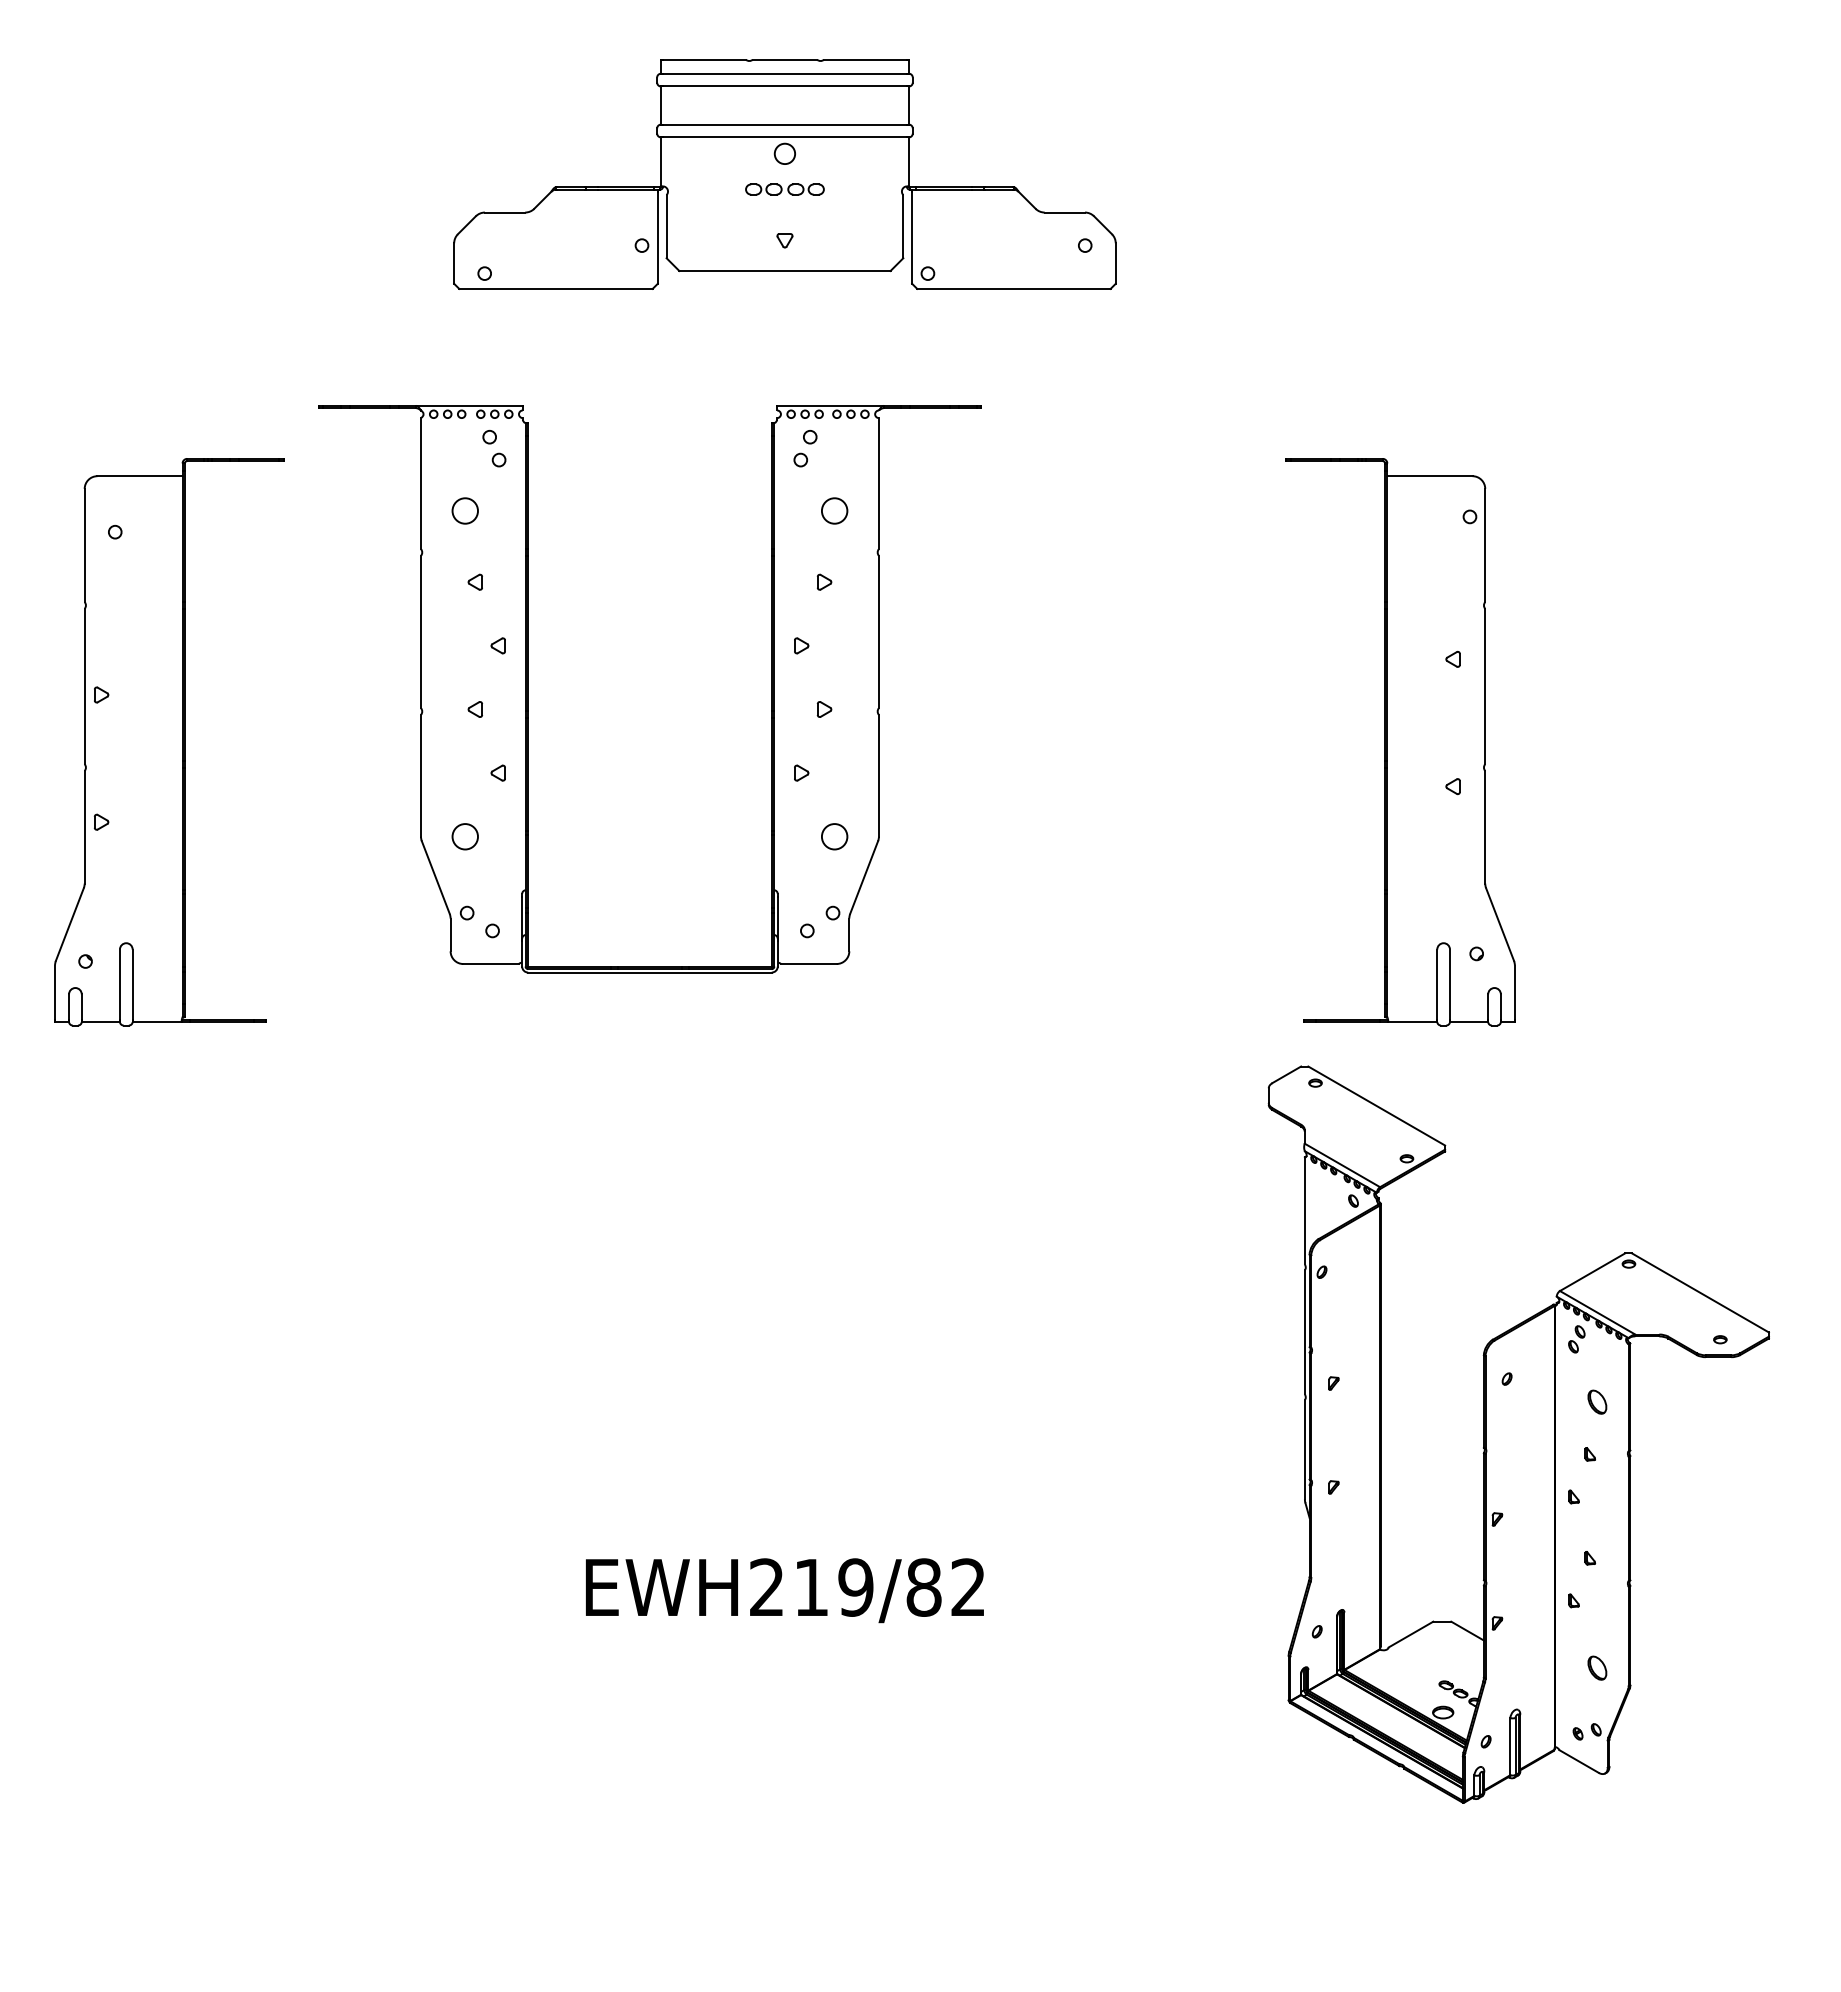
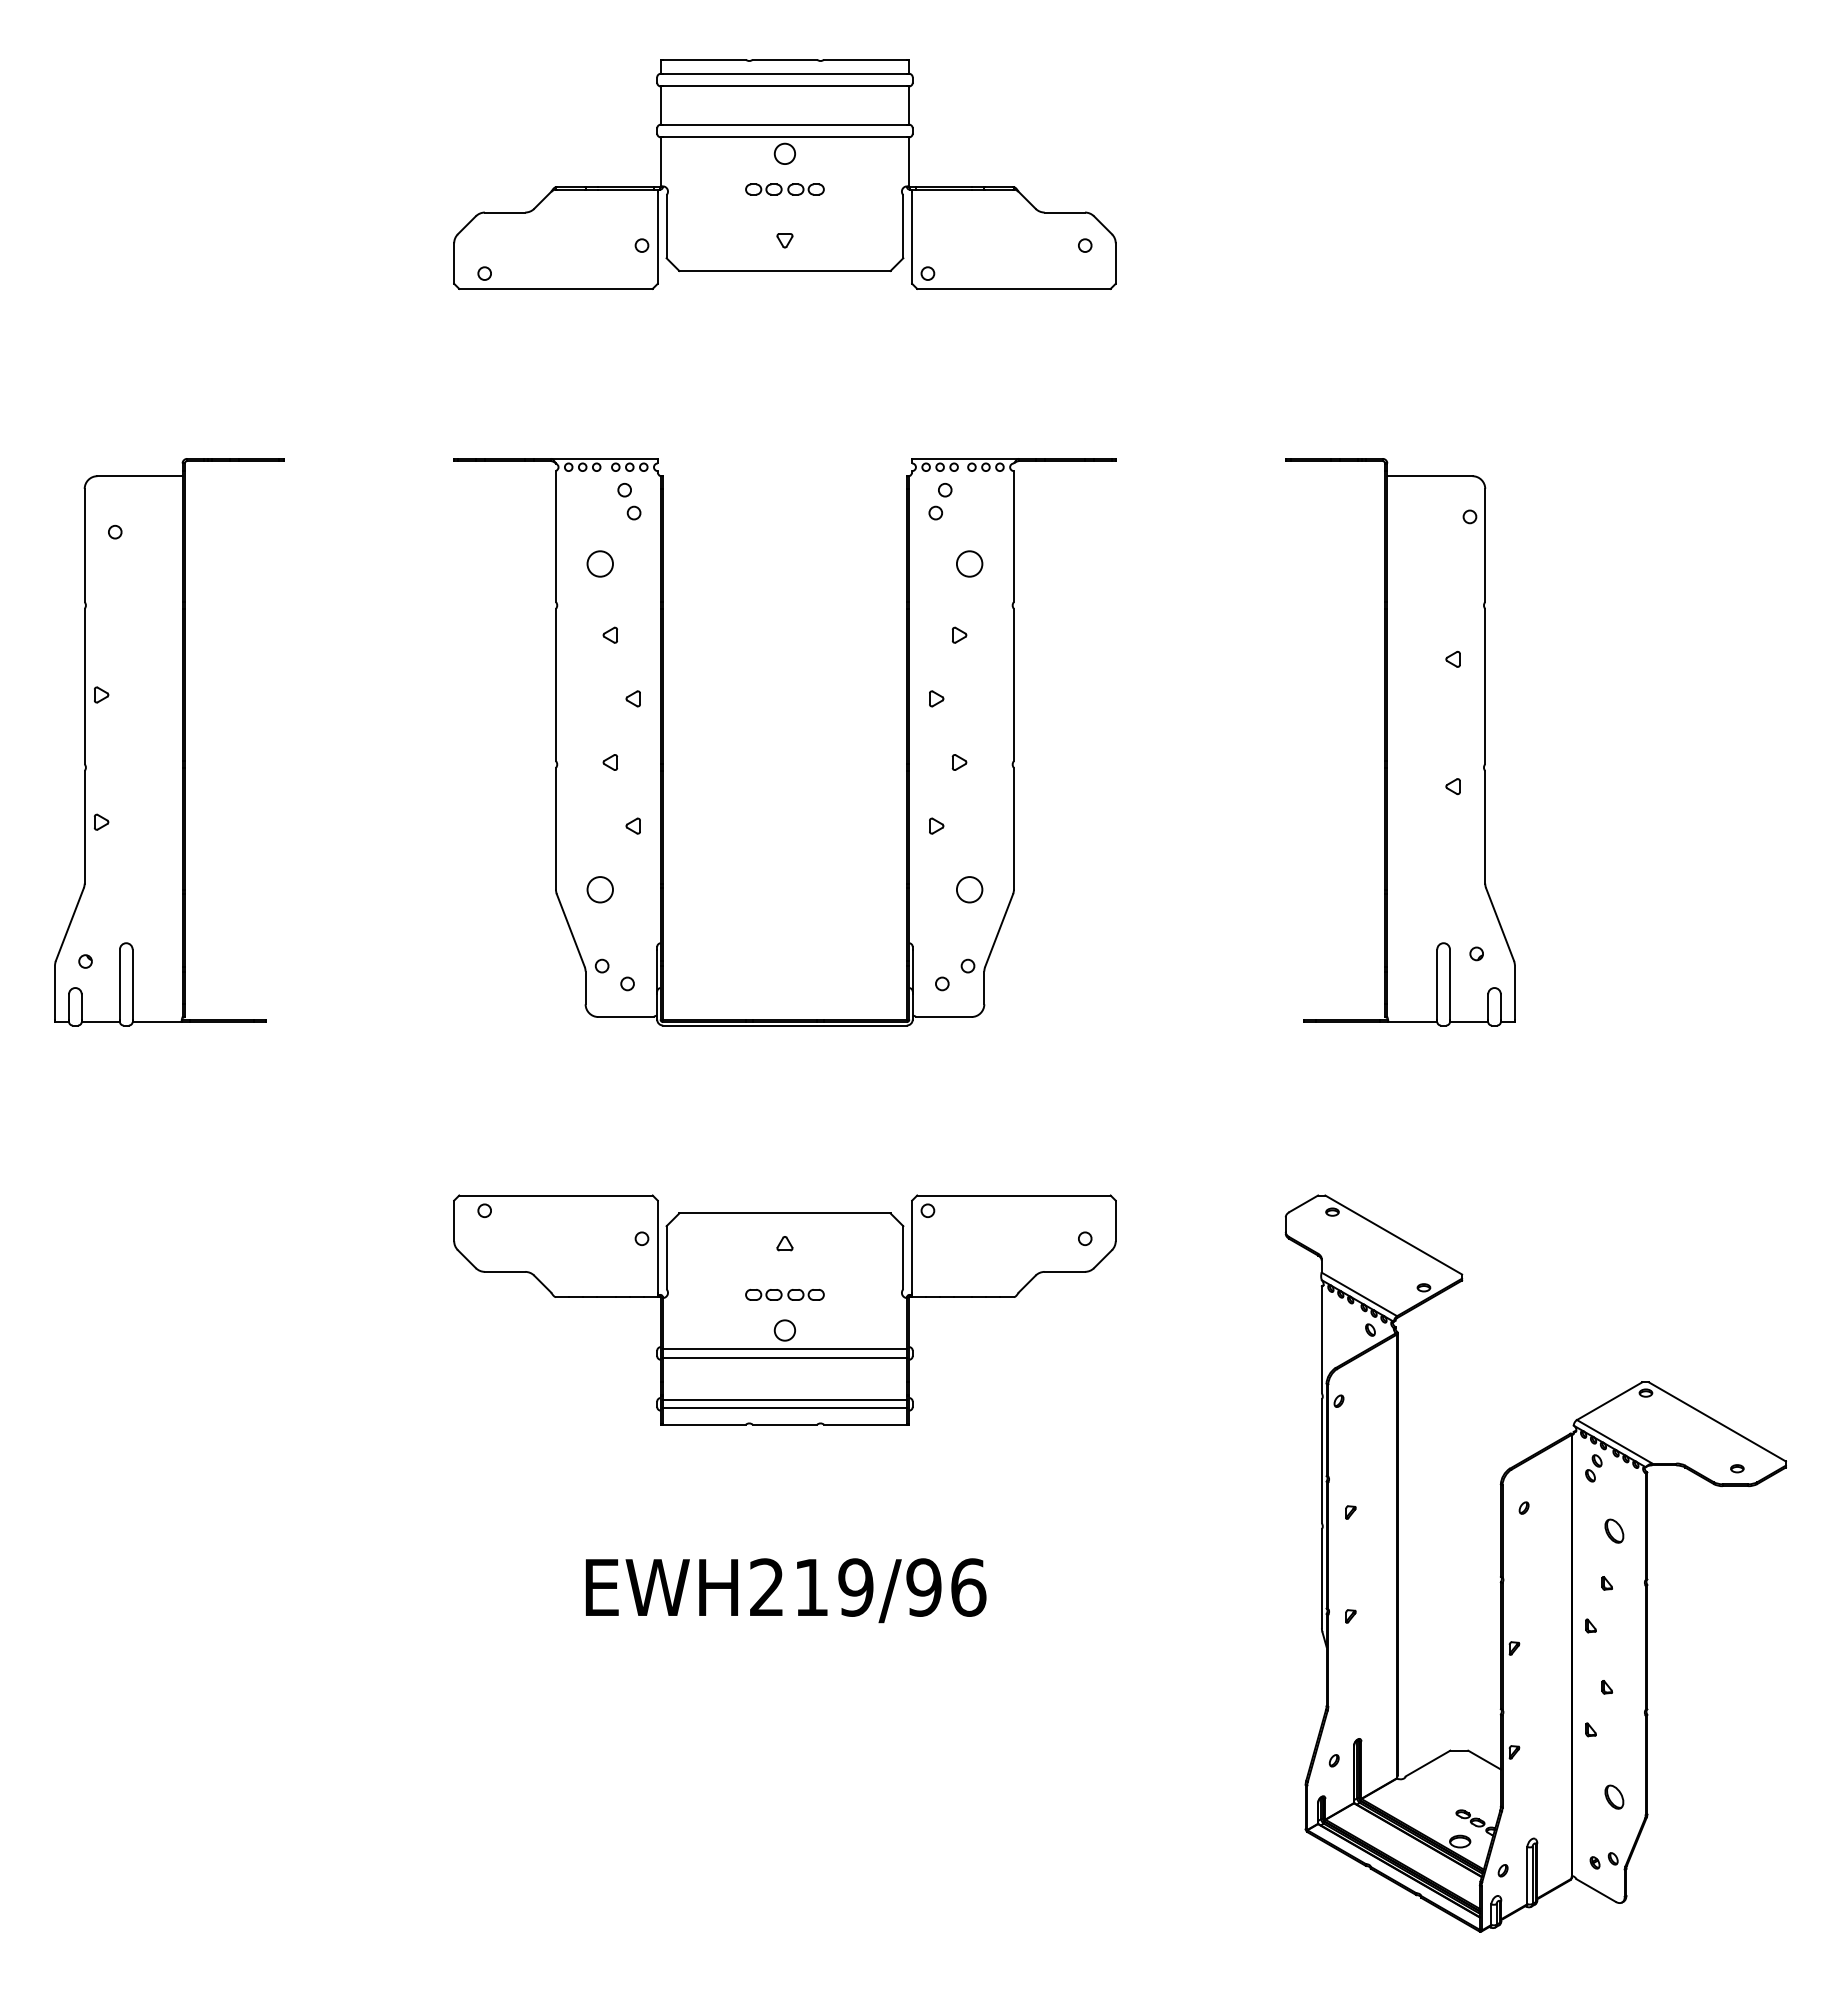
part position: (528, 689) -> (663, 742) (663, 742)
part: none -> present (784, 1309)
part position: (1518, 1434) -> (1535, 1563) (1535, 1563)
text: EWH219/82 -> EWH219/96 (946, 1587)
